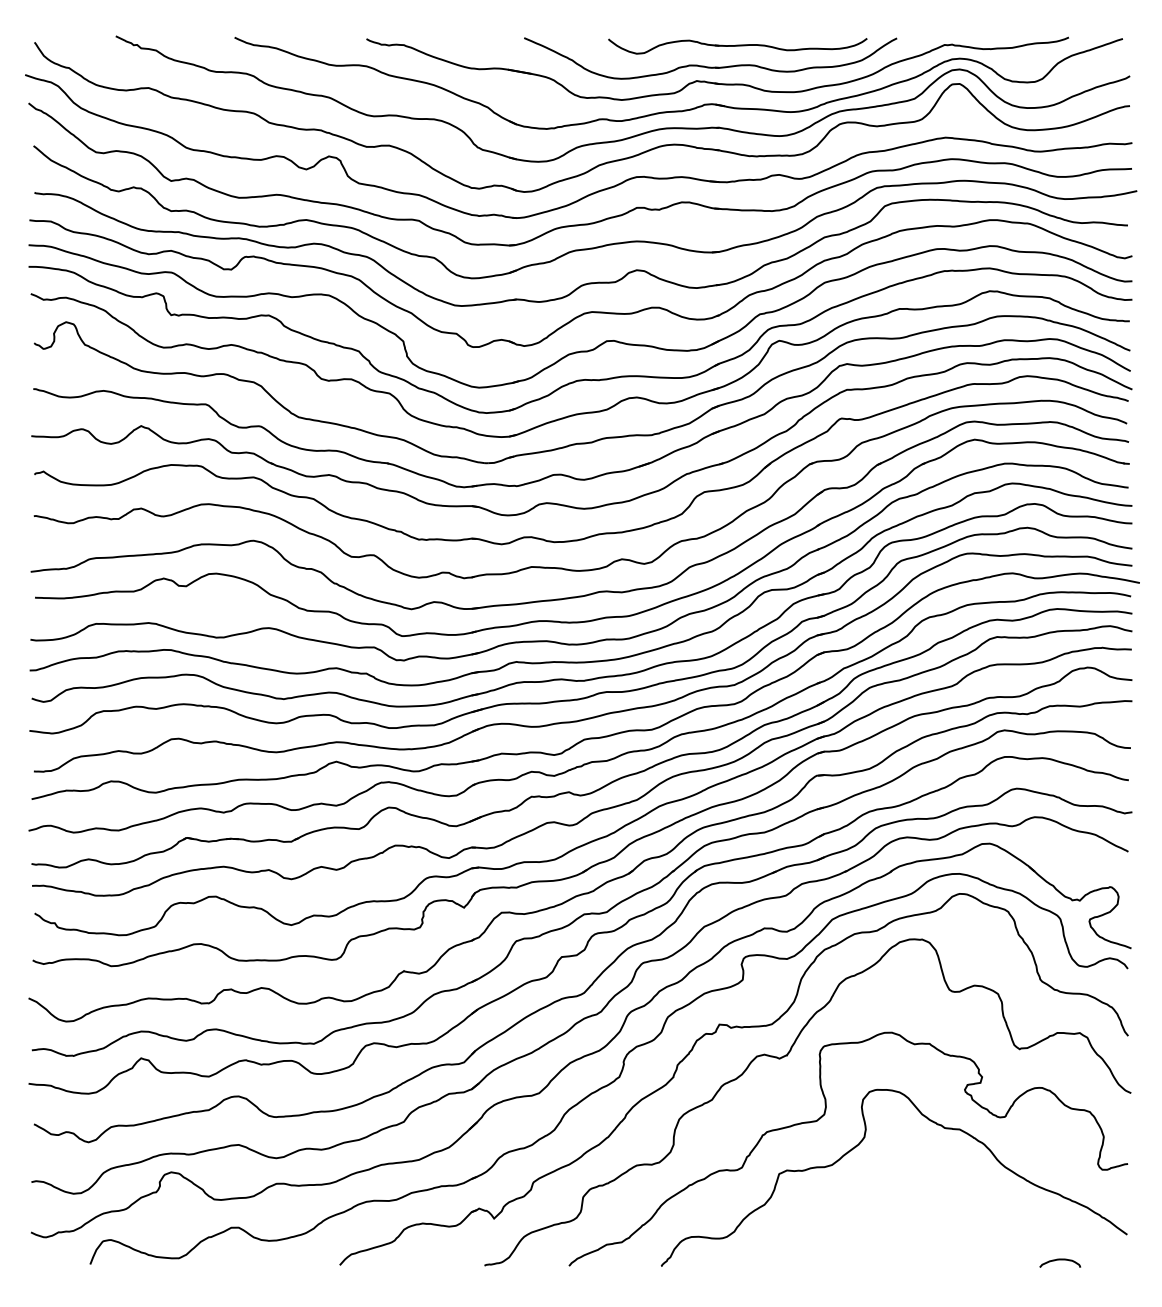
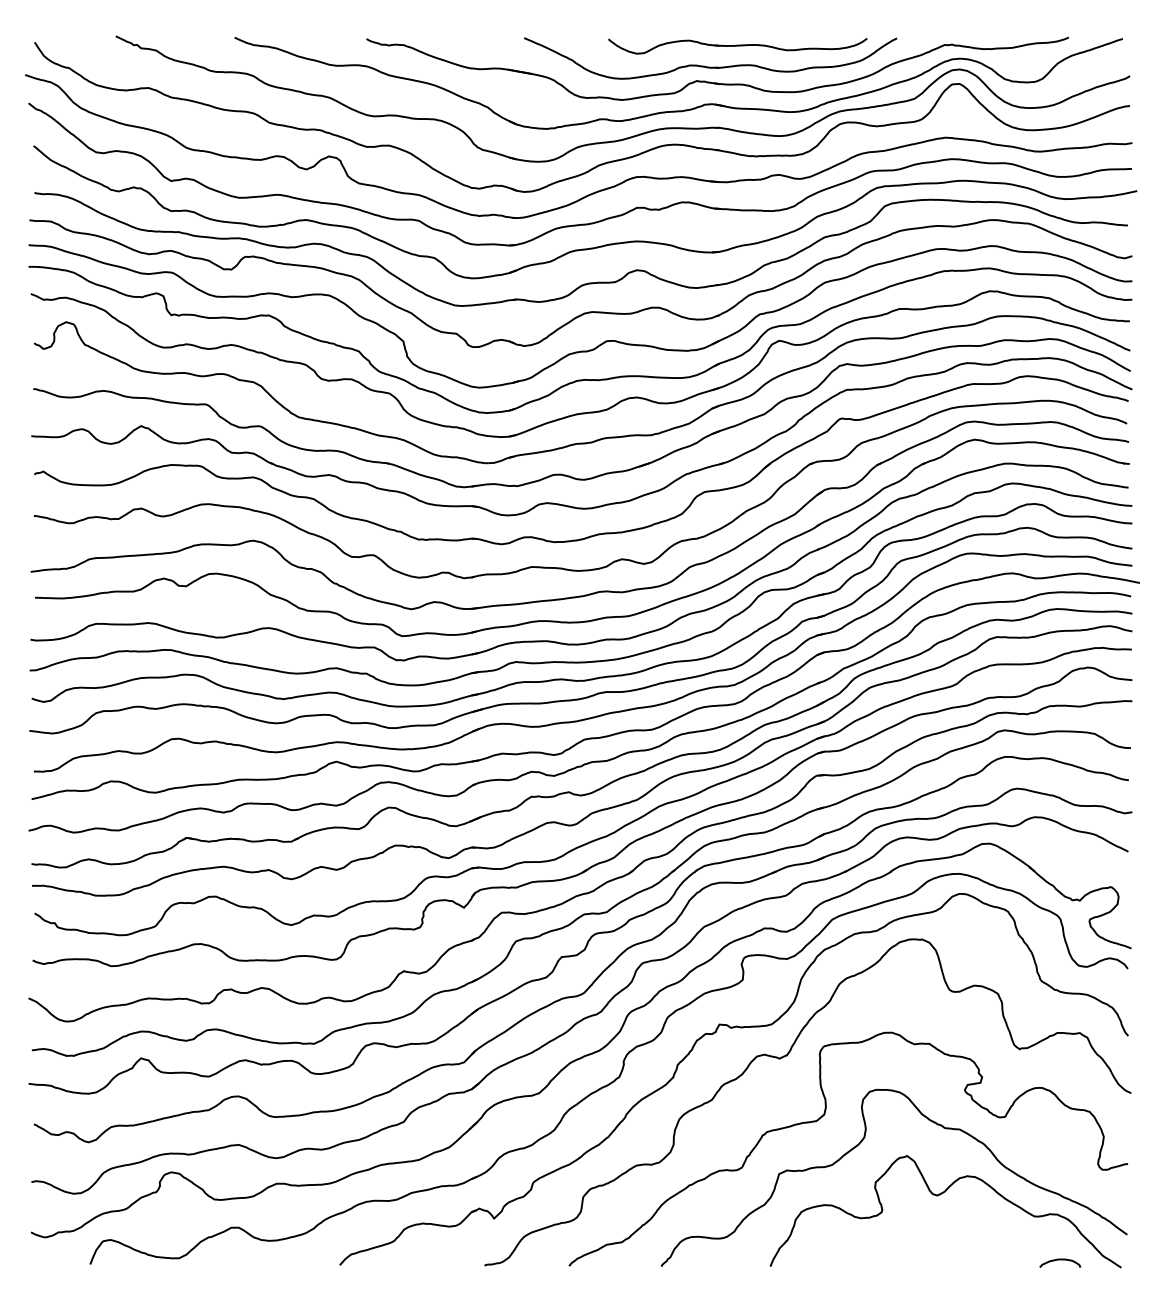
curve: none -> present (940, 1195)
